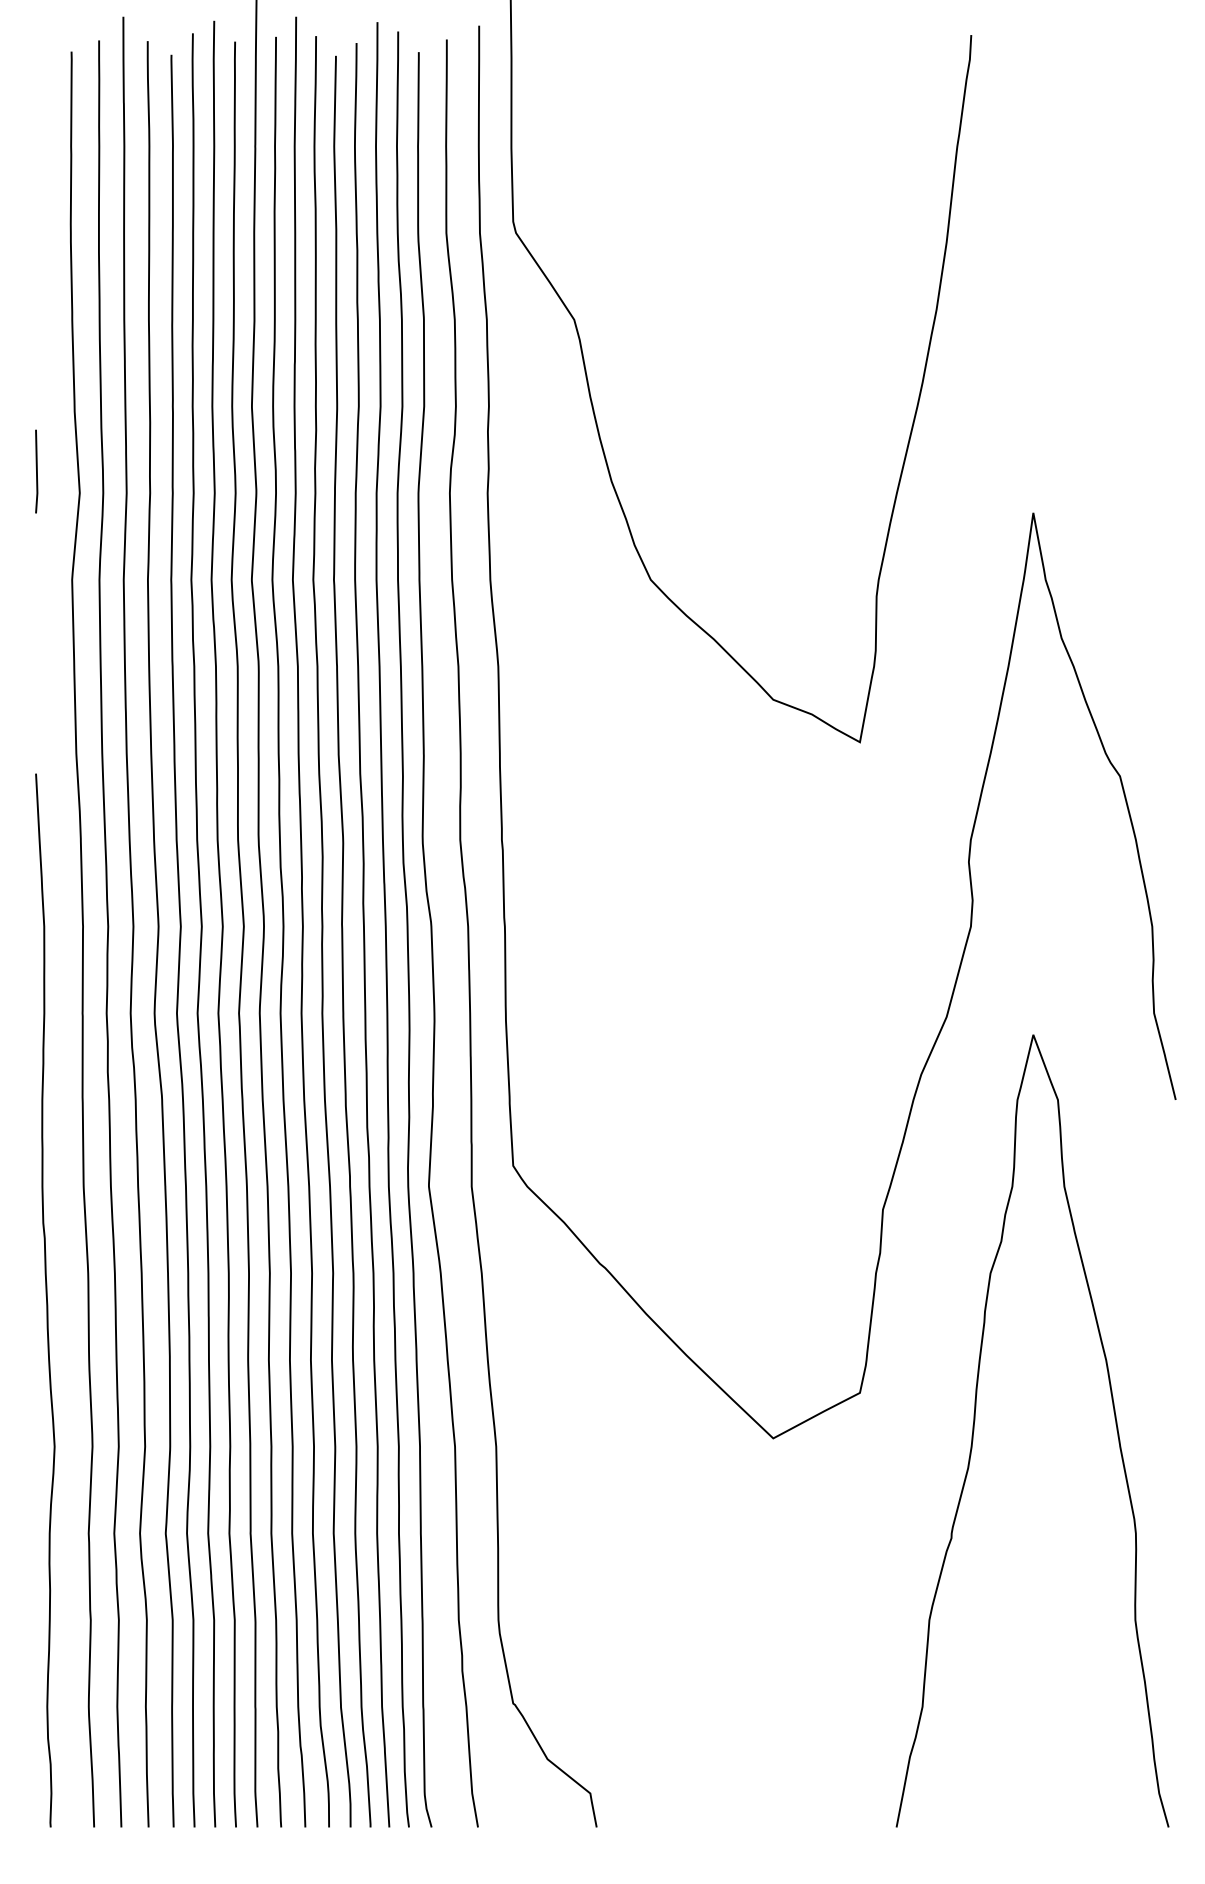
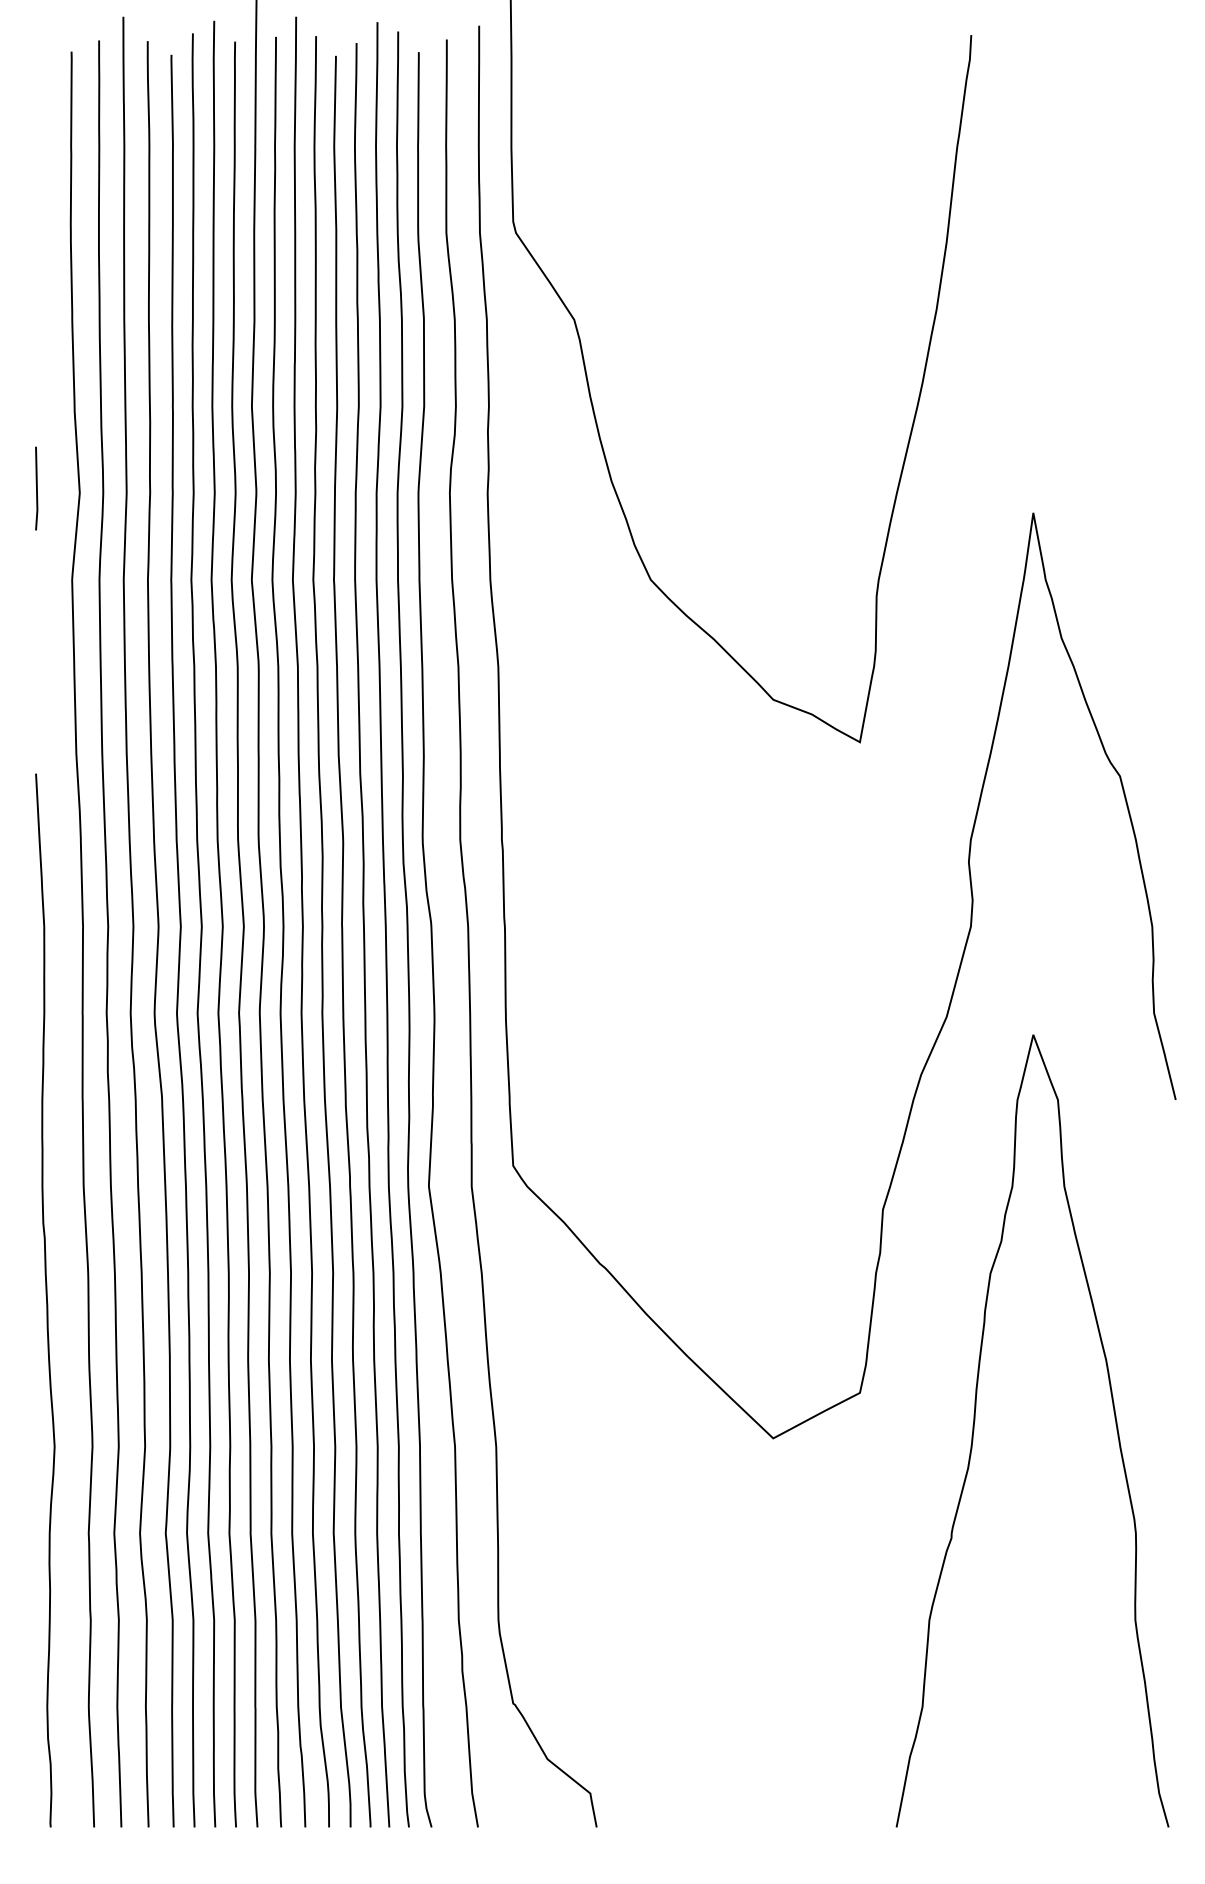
line position: (36, 471) -> (36, 488) (36, 488)
